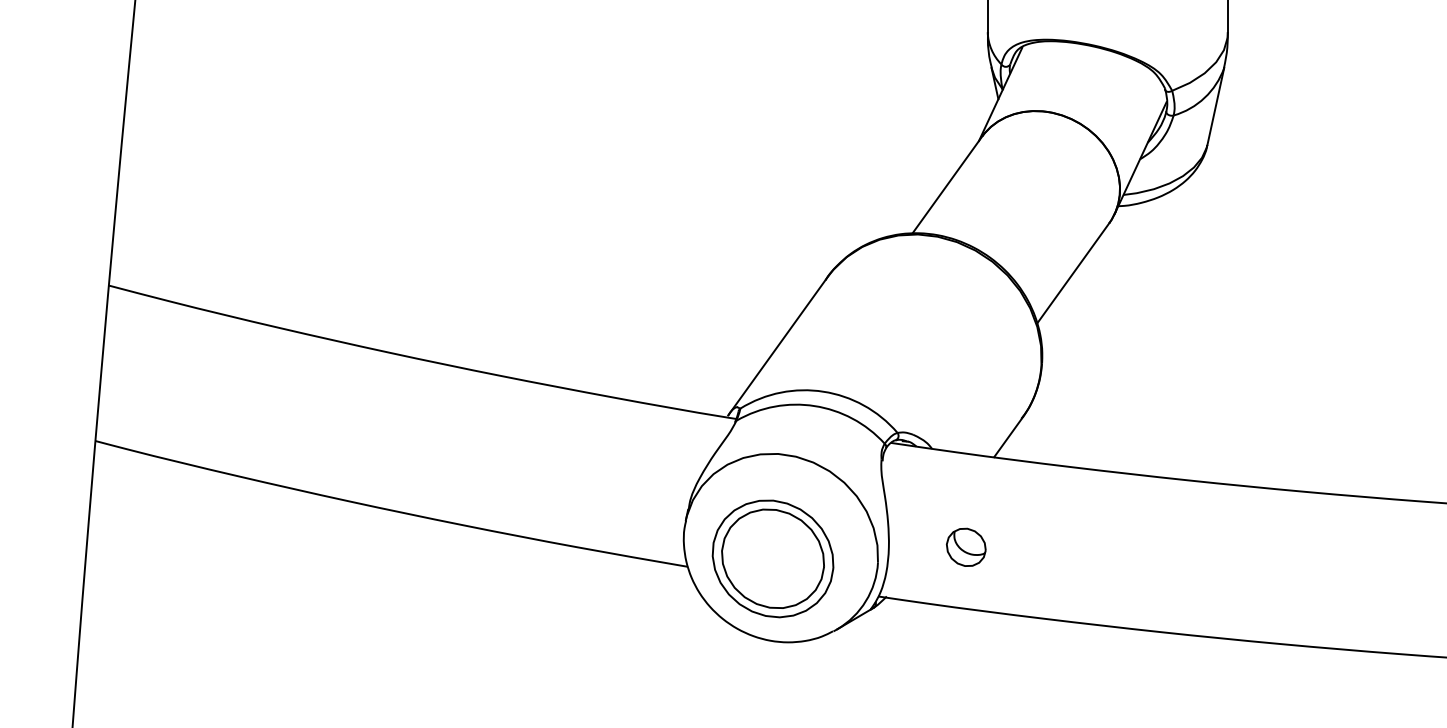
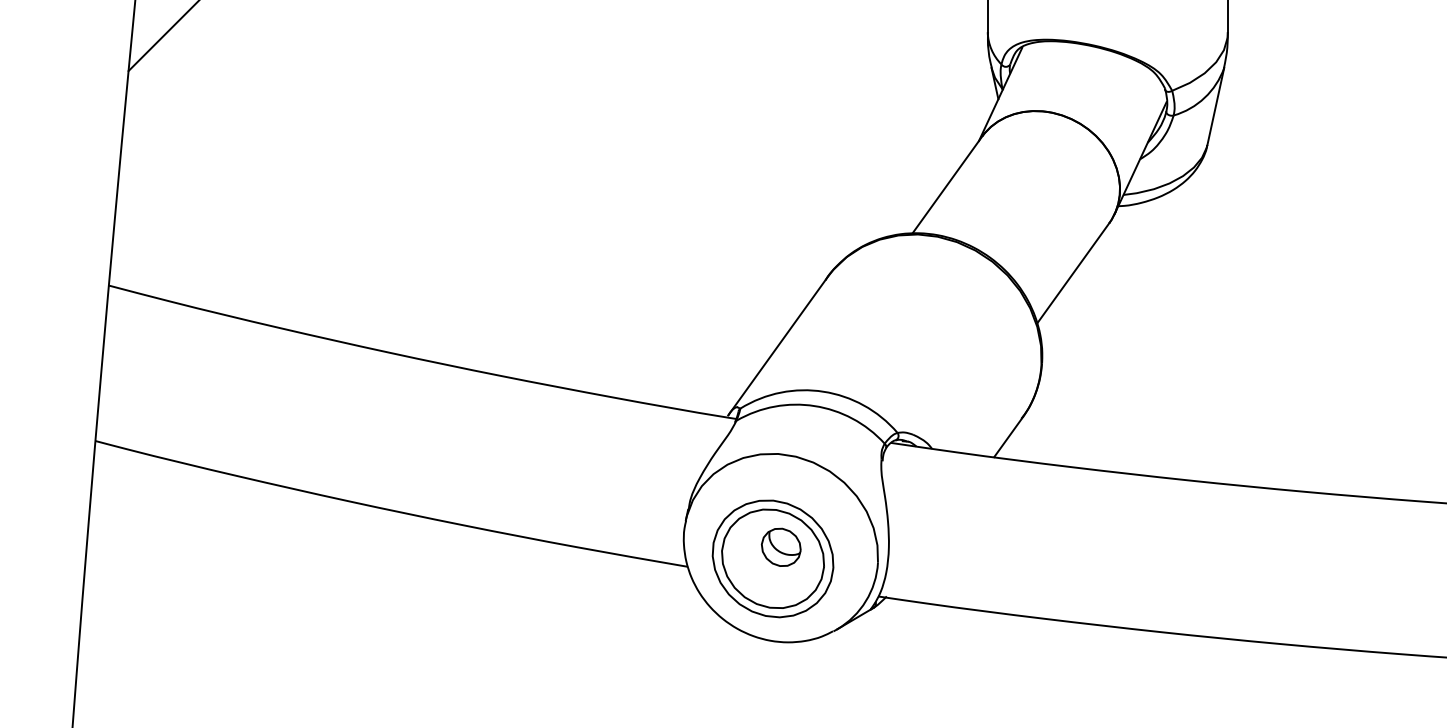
line: none -> present (162, 36)
part position: (965, 546) -> (780, 546) (780, 546)
